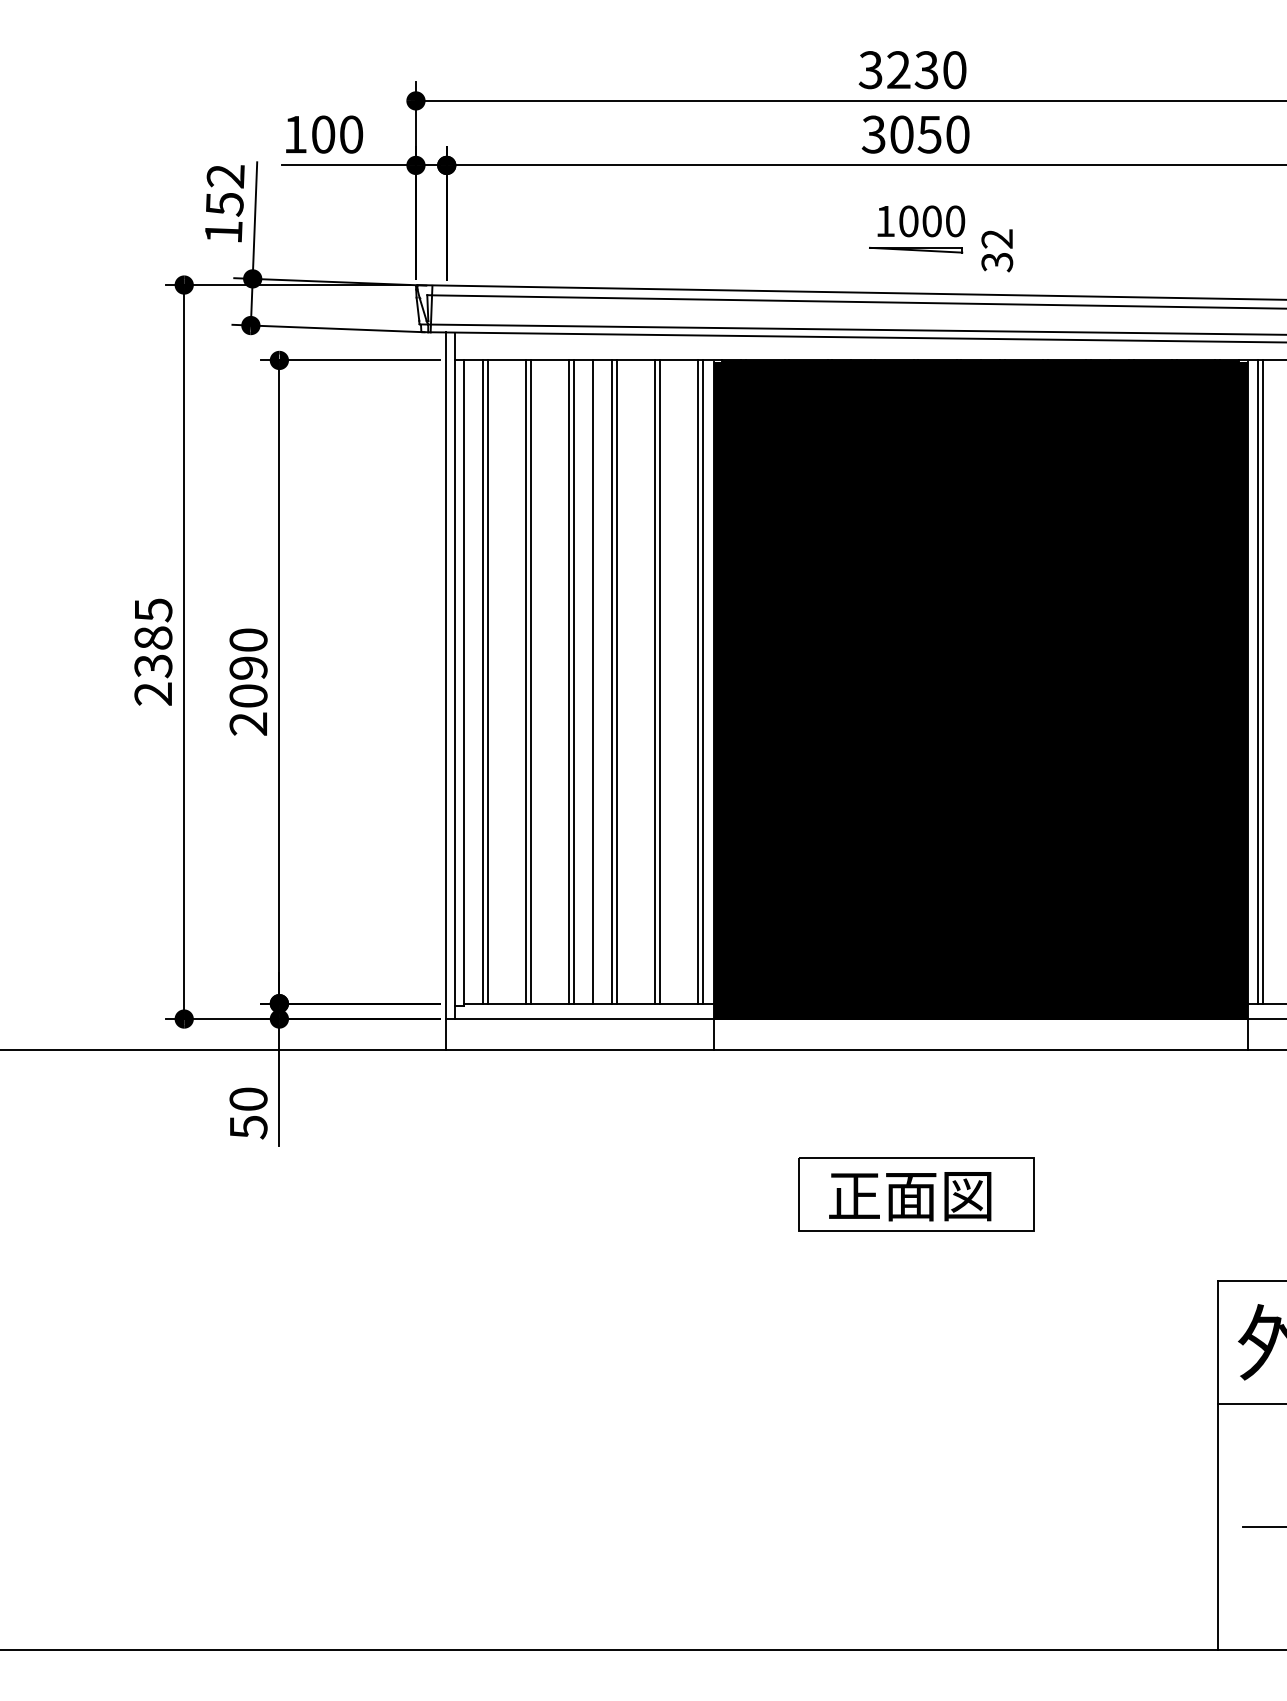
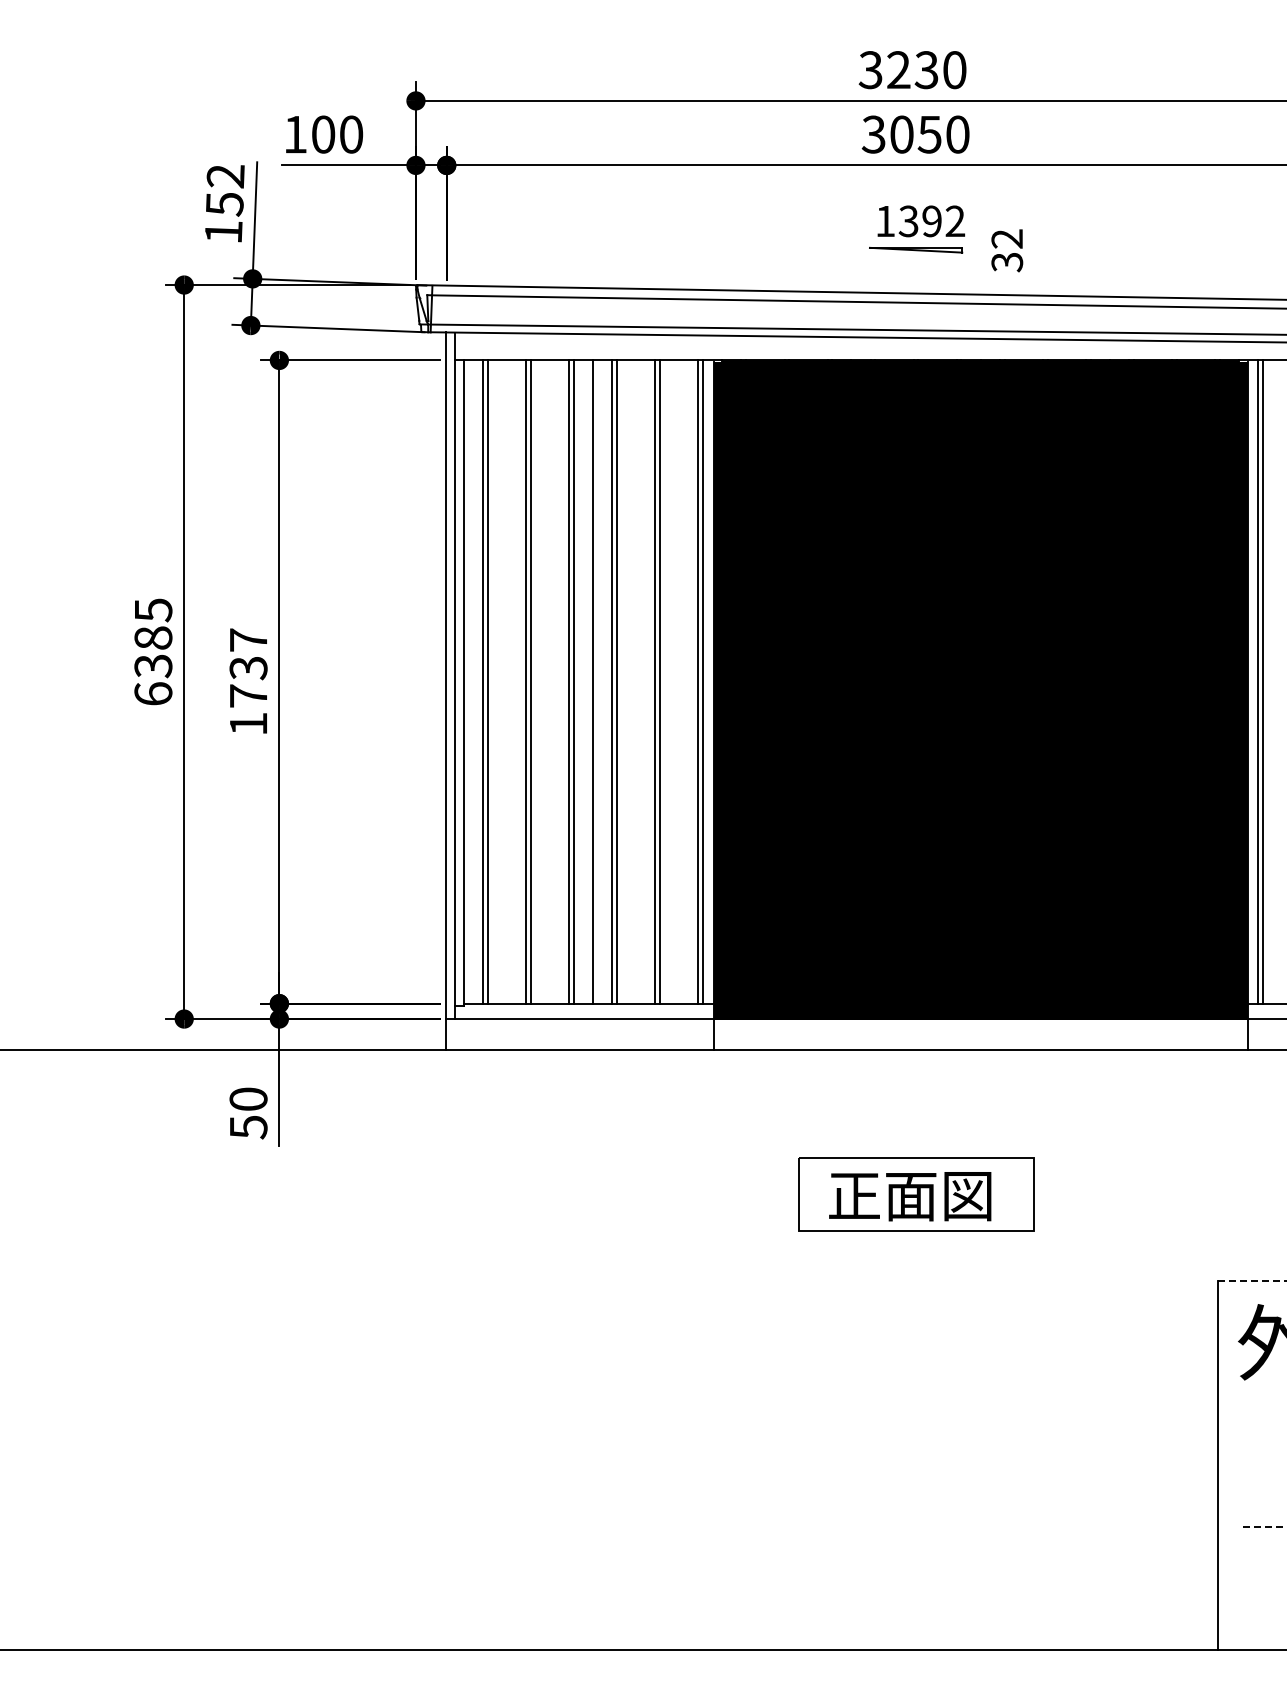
text: 1000 -> 1392 (931, 221)
text position: (997, 250) -> (1007, 250) (1007, 250)
text: 2090 -> 1737 (248, 681)
text: 2385 -> 6385 (153, 693)
line: solid -> dashed (1252, 1280)
line: present -> none (1250, 1403)
line: solid -> dashed (1264, 1526)
